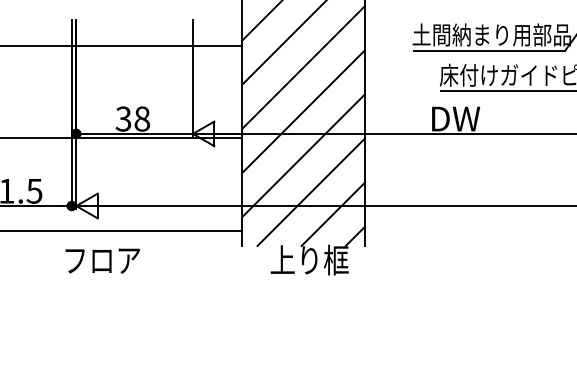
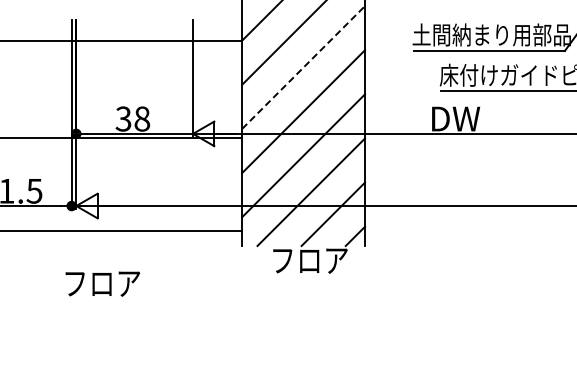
line position: (122, 46) -> (122, 41) (122, 41)
line: solid -> dashed (303, 67)
text: 上り框 -> フロア (309, 259)
text position: (102, 260) -> (102, 283) (102, 283)
